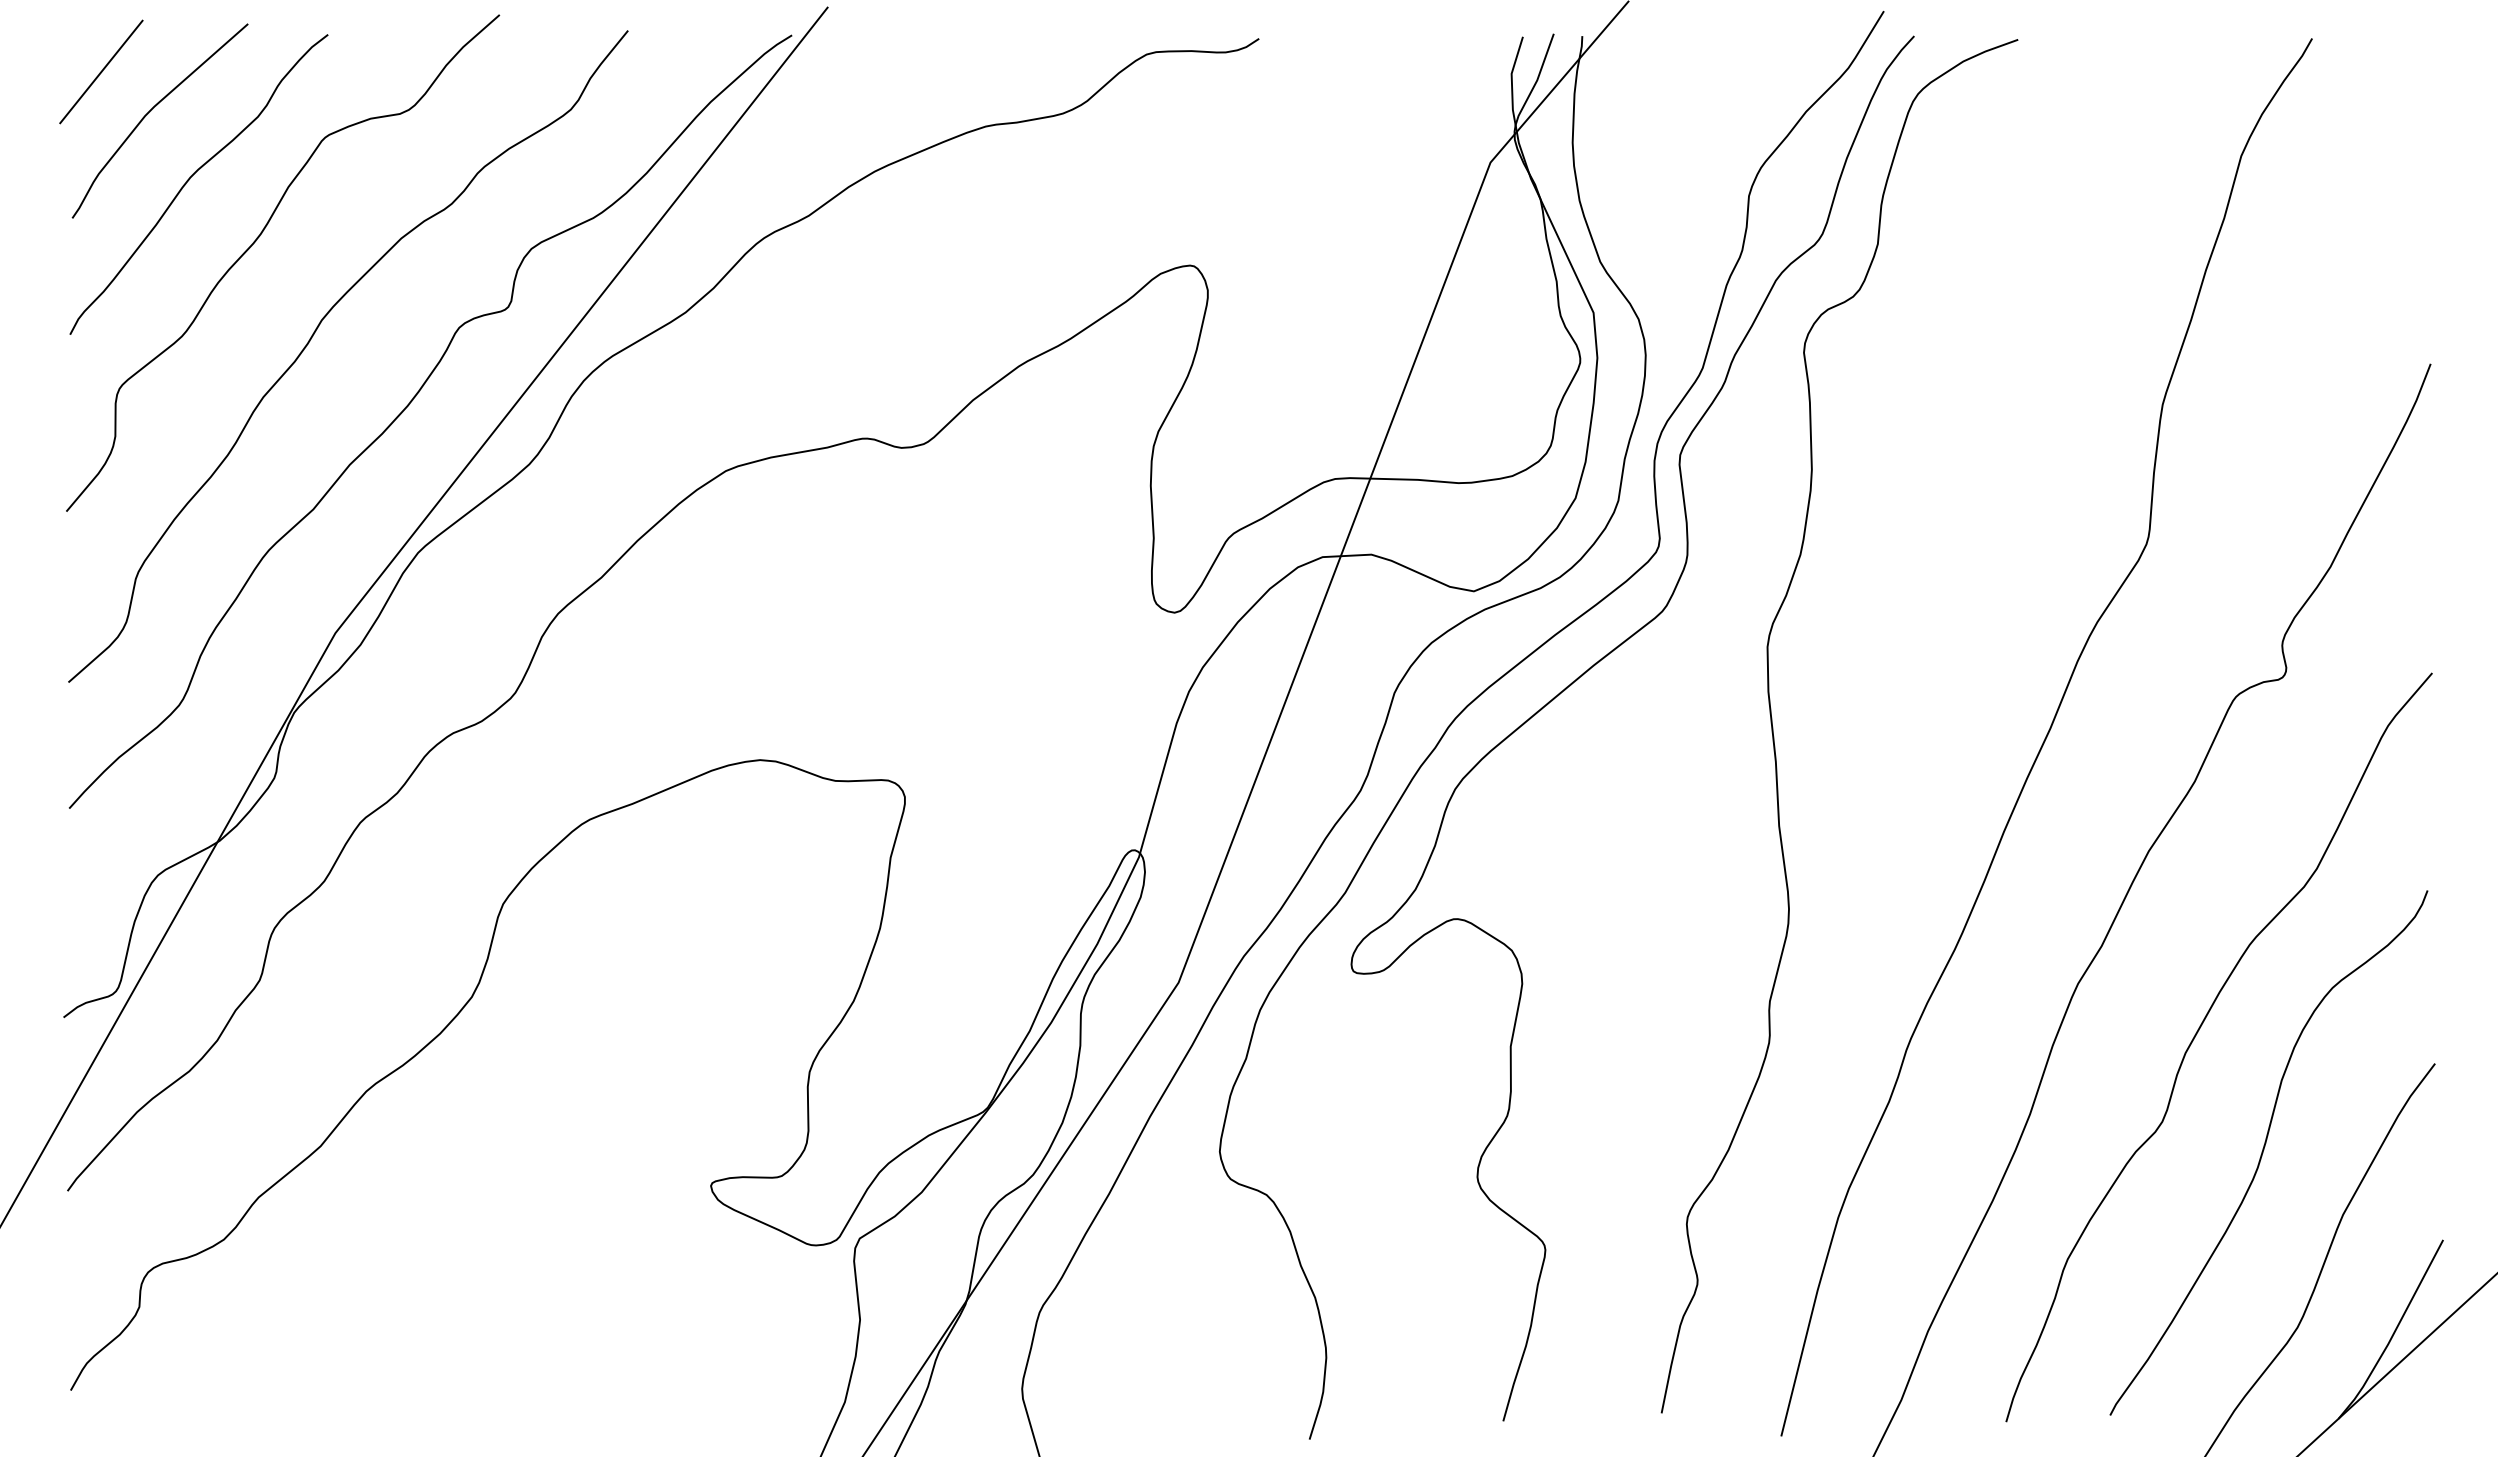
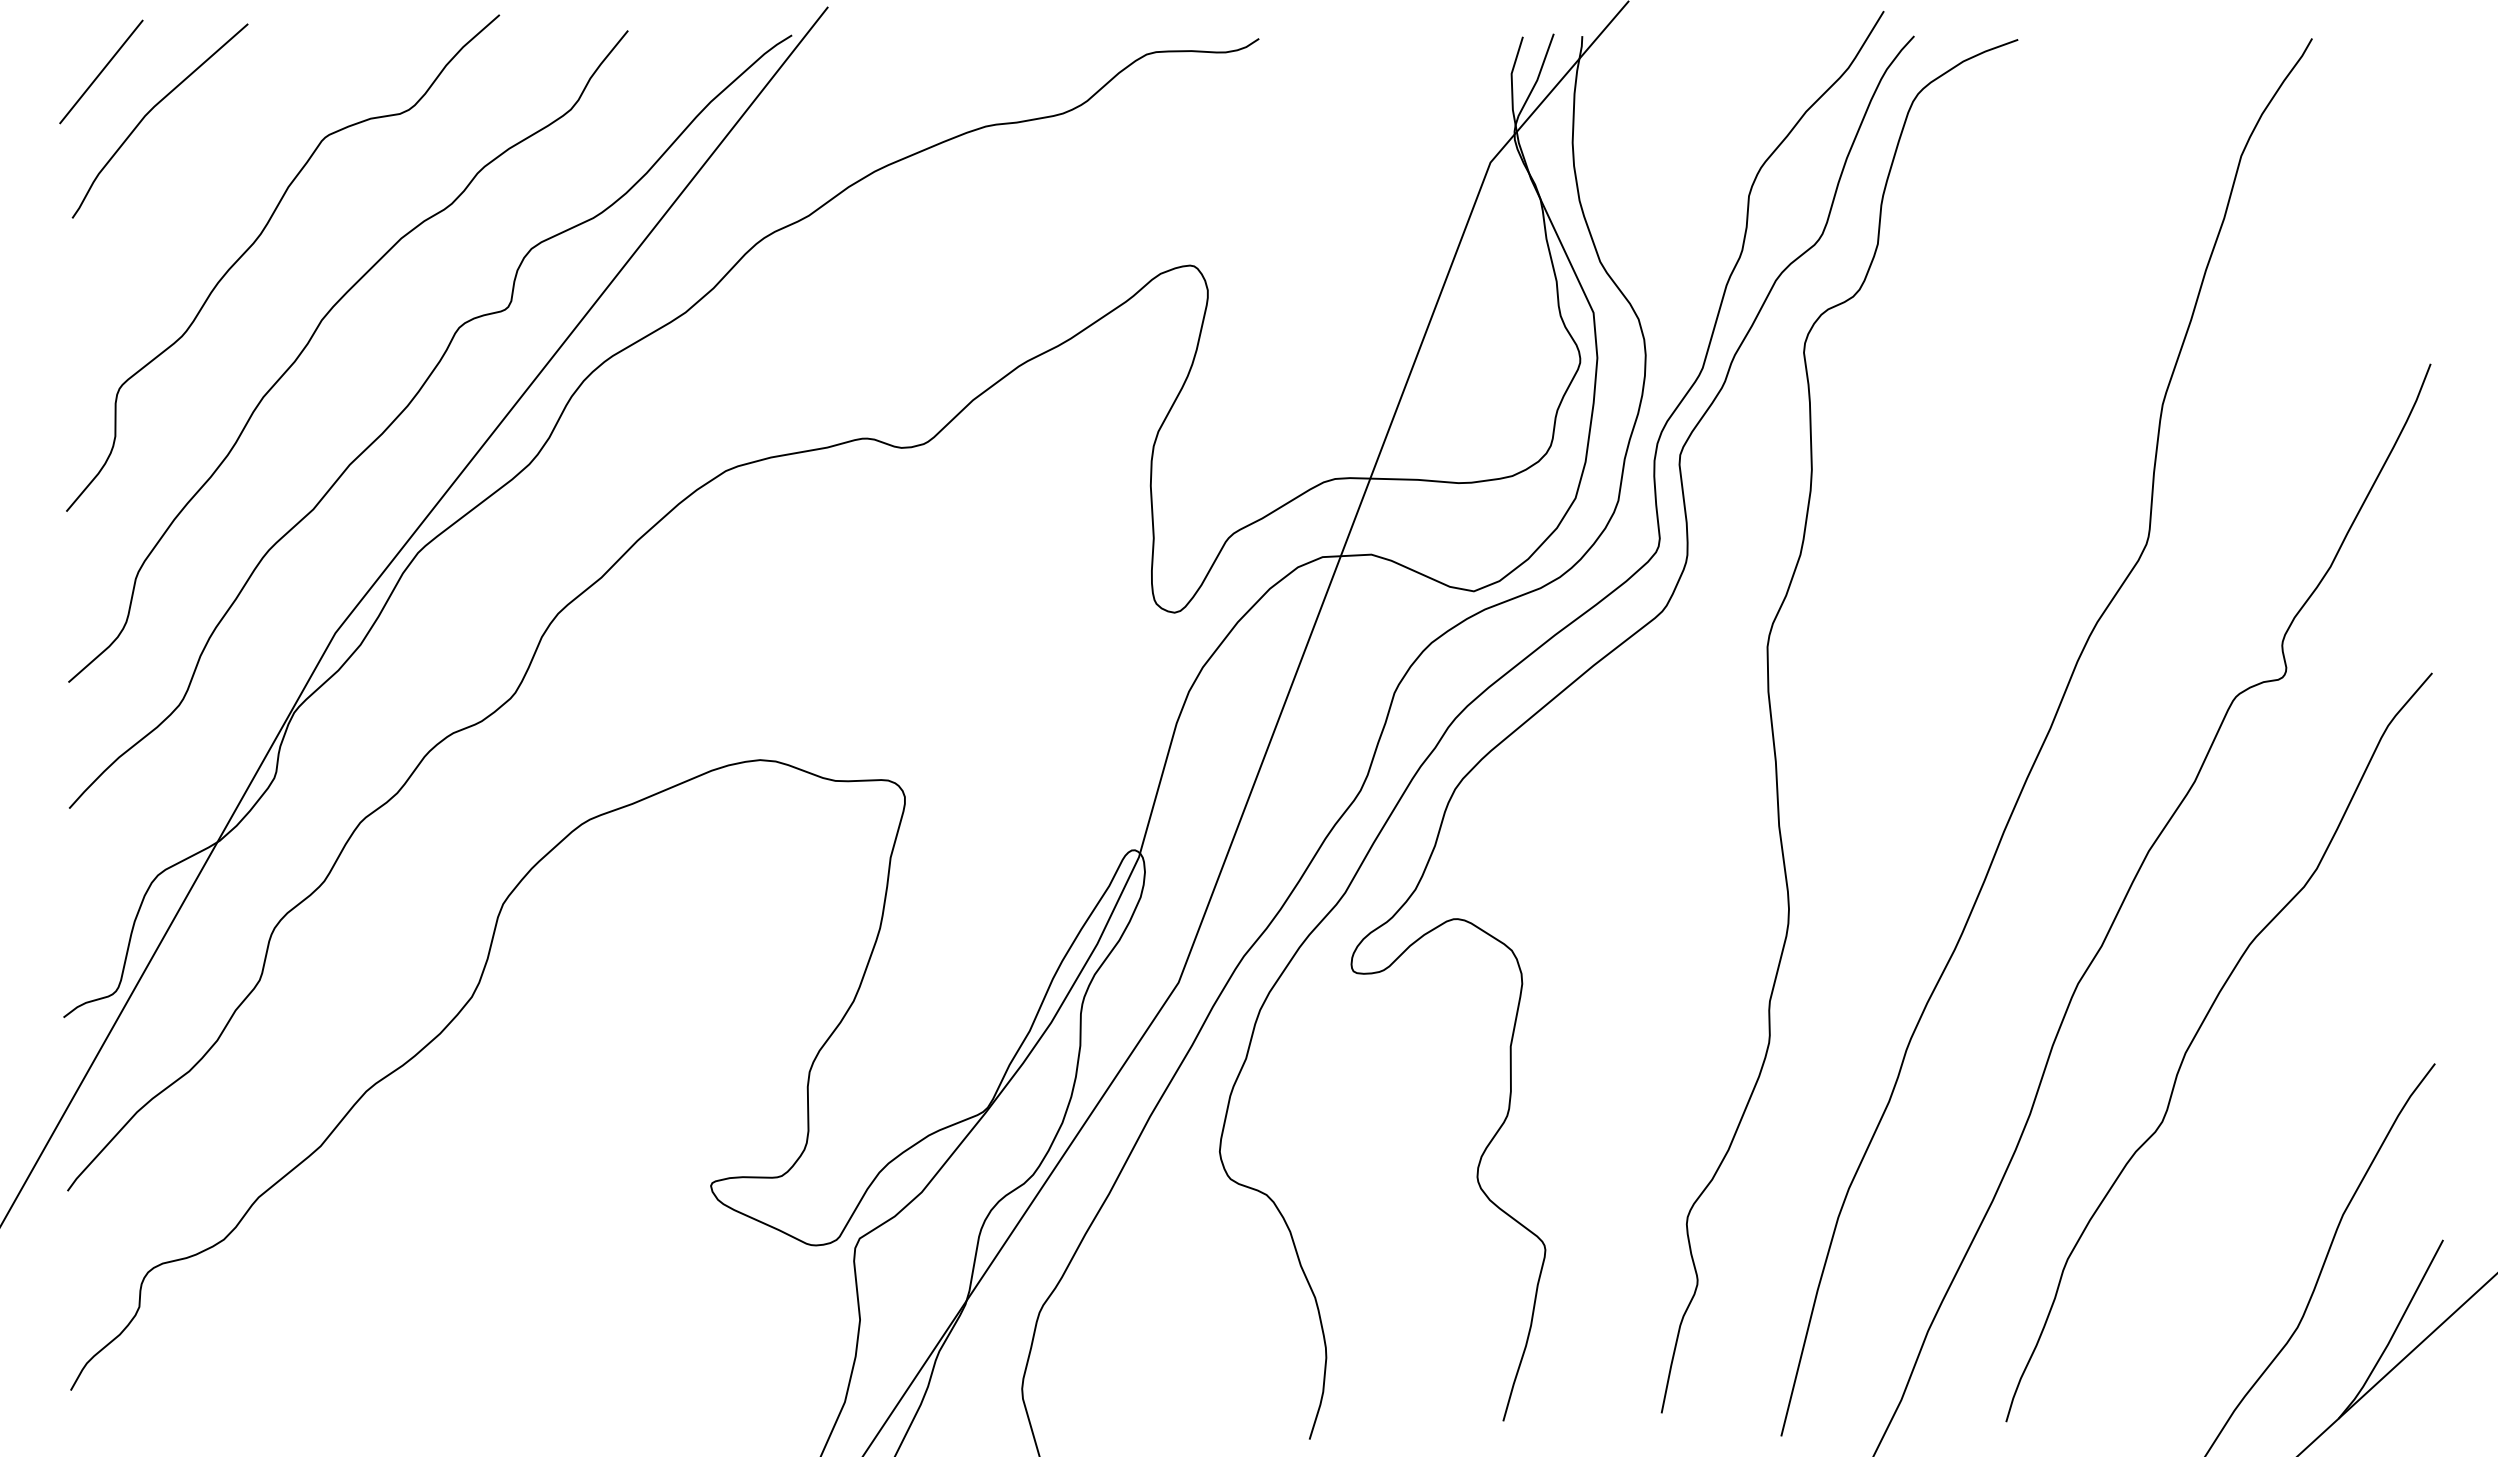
curve: present -> none (190, 179)
curve: present -> none (2264, 1150)
